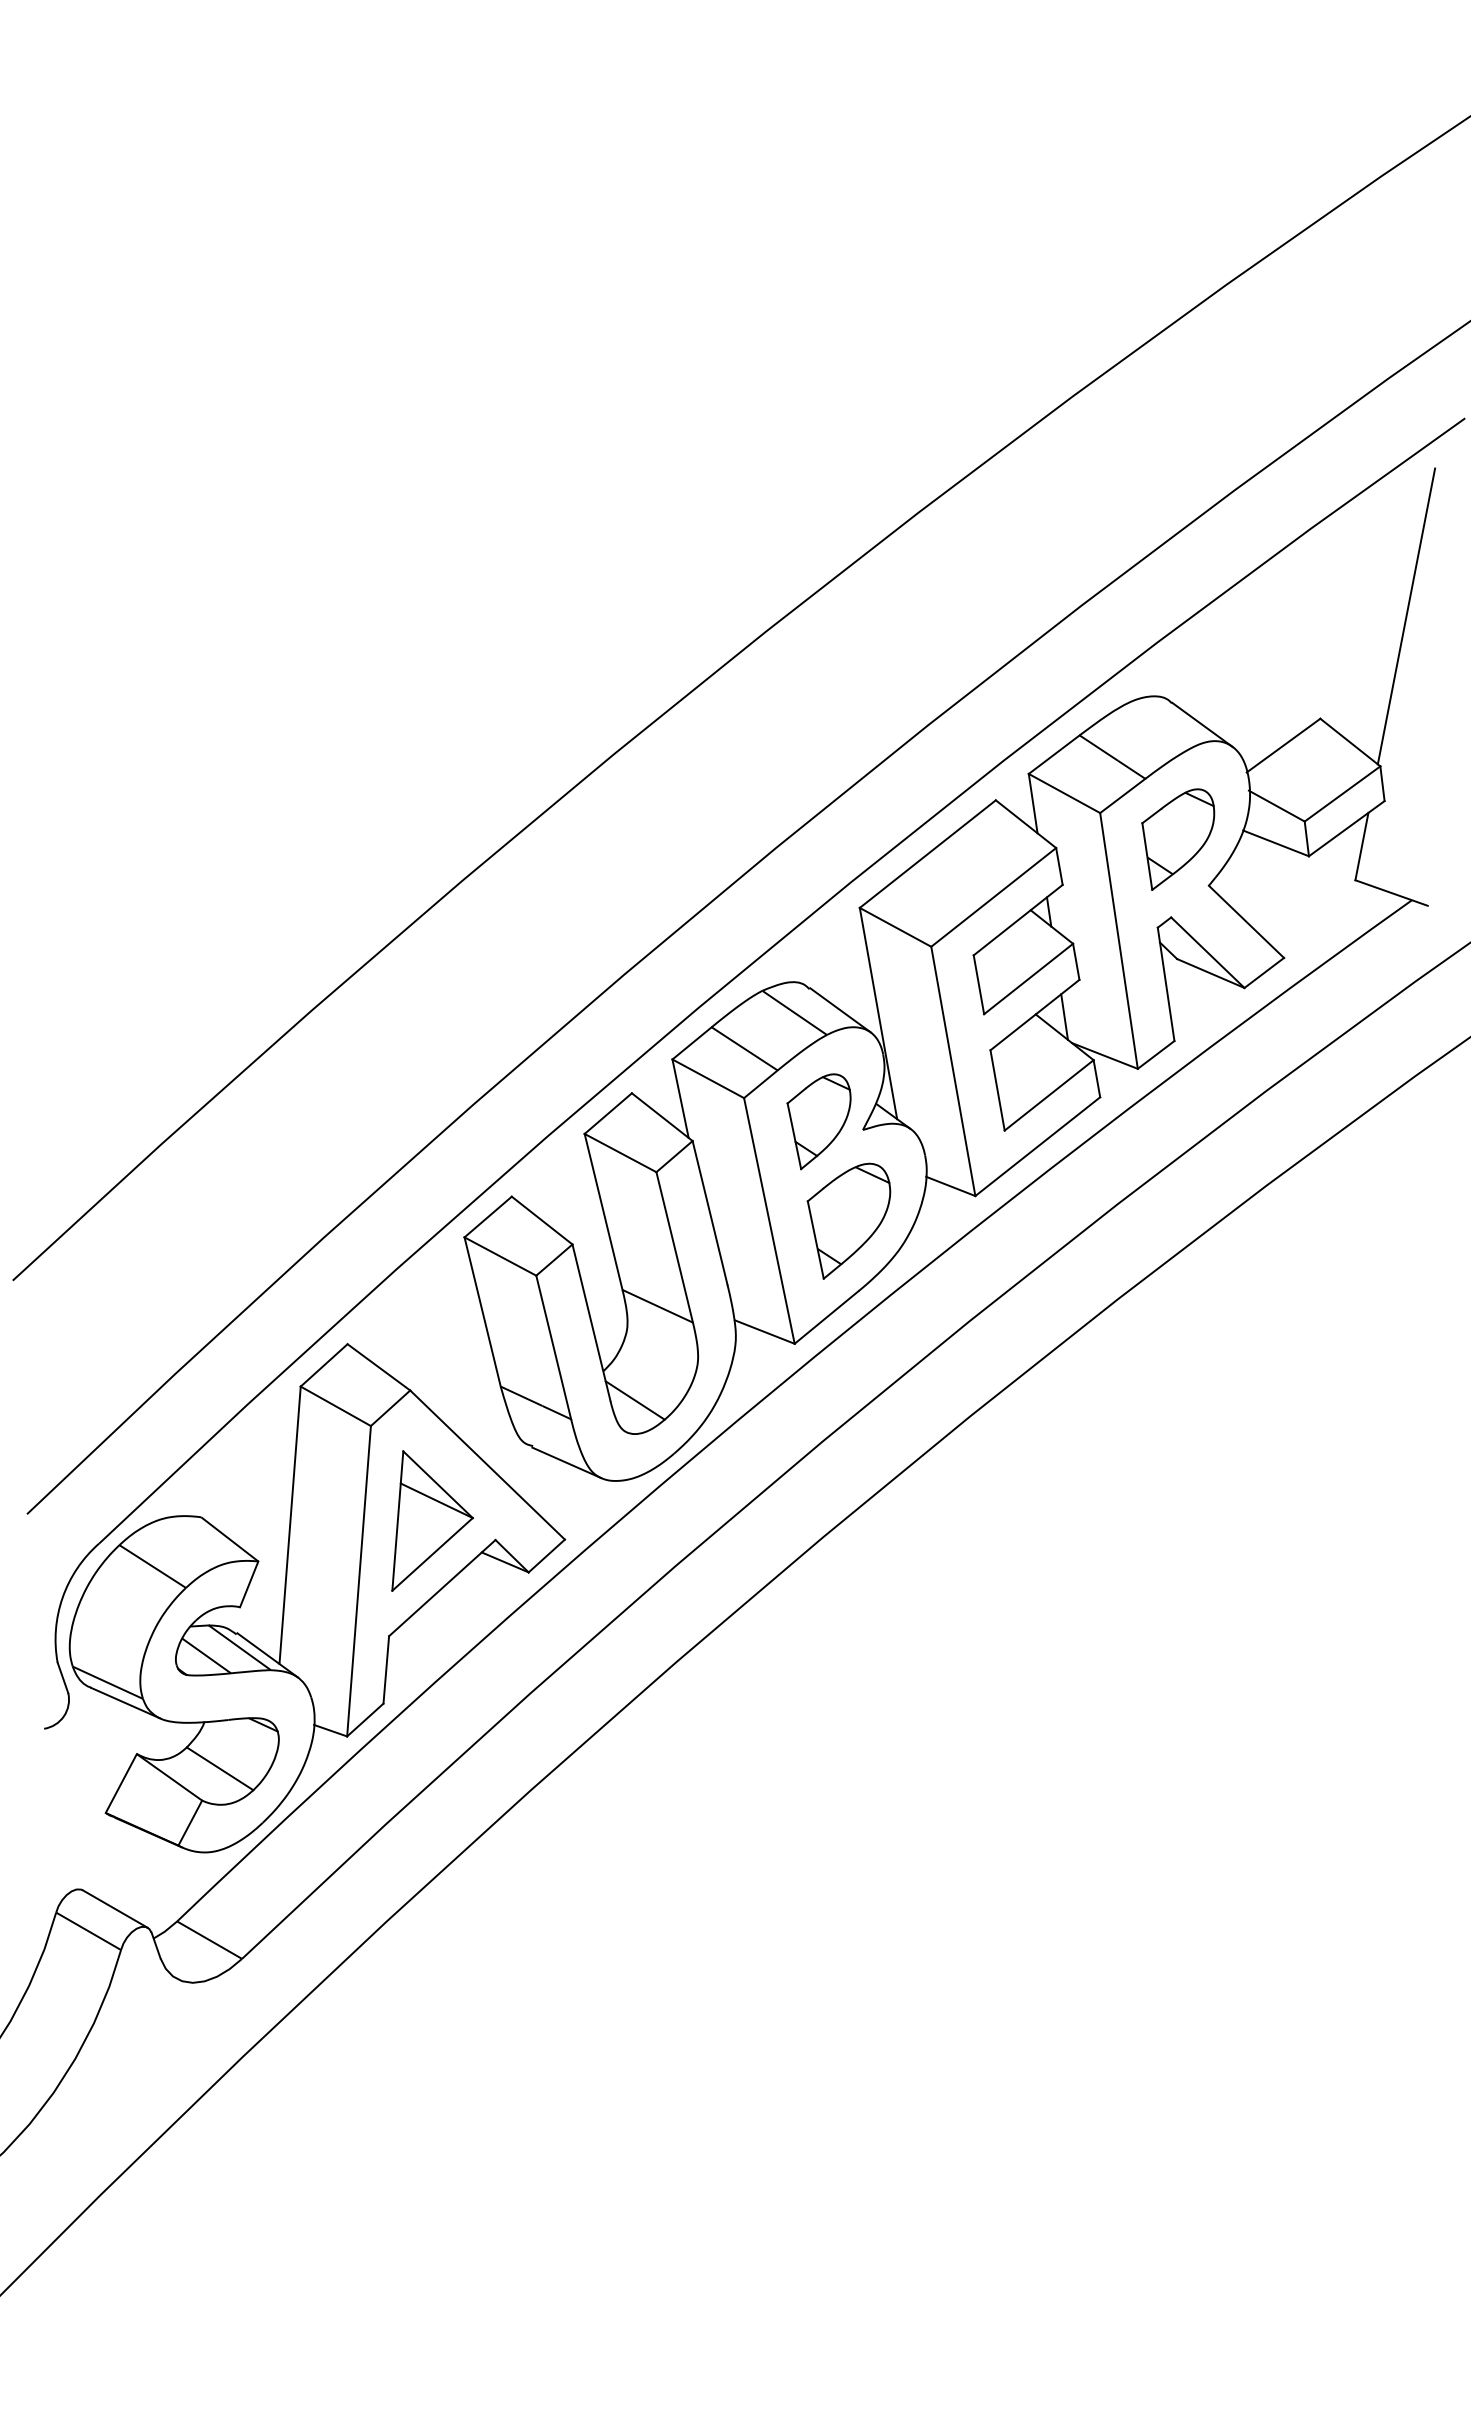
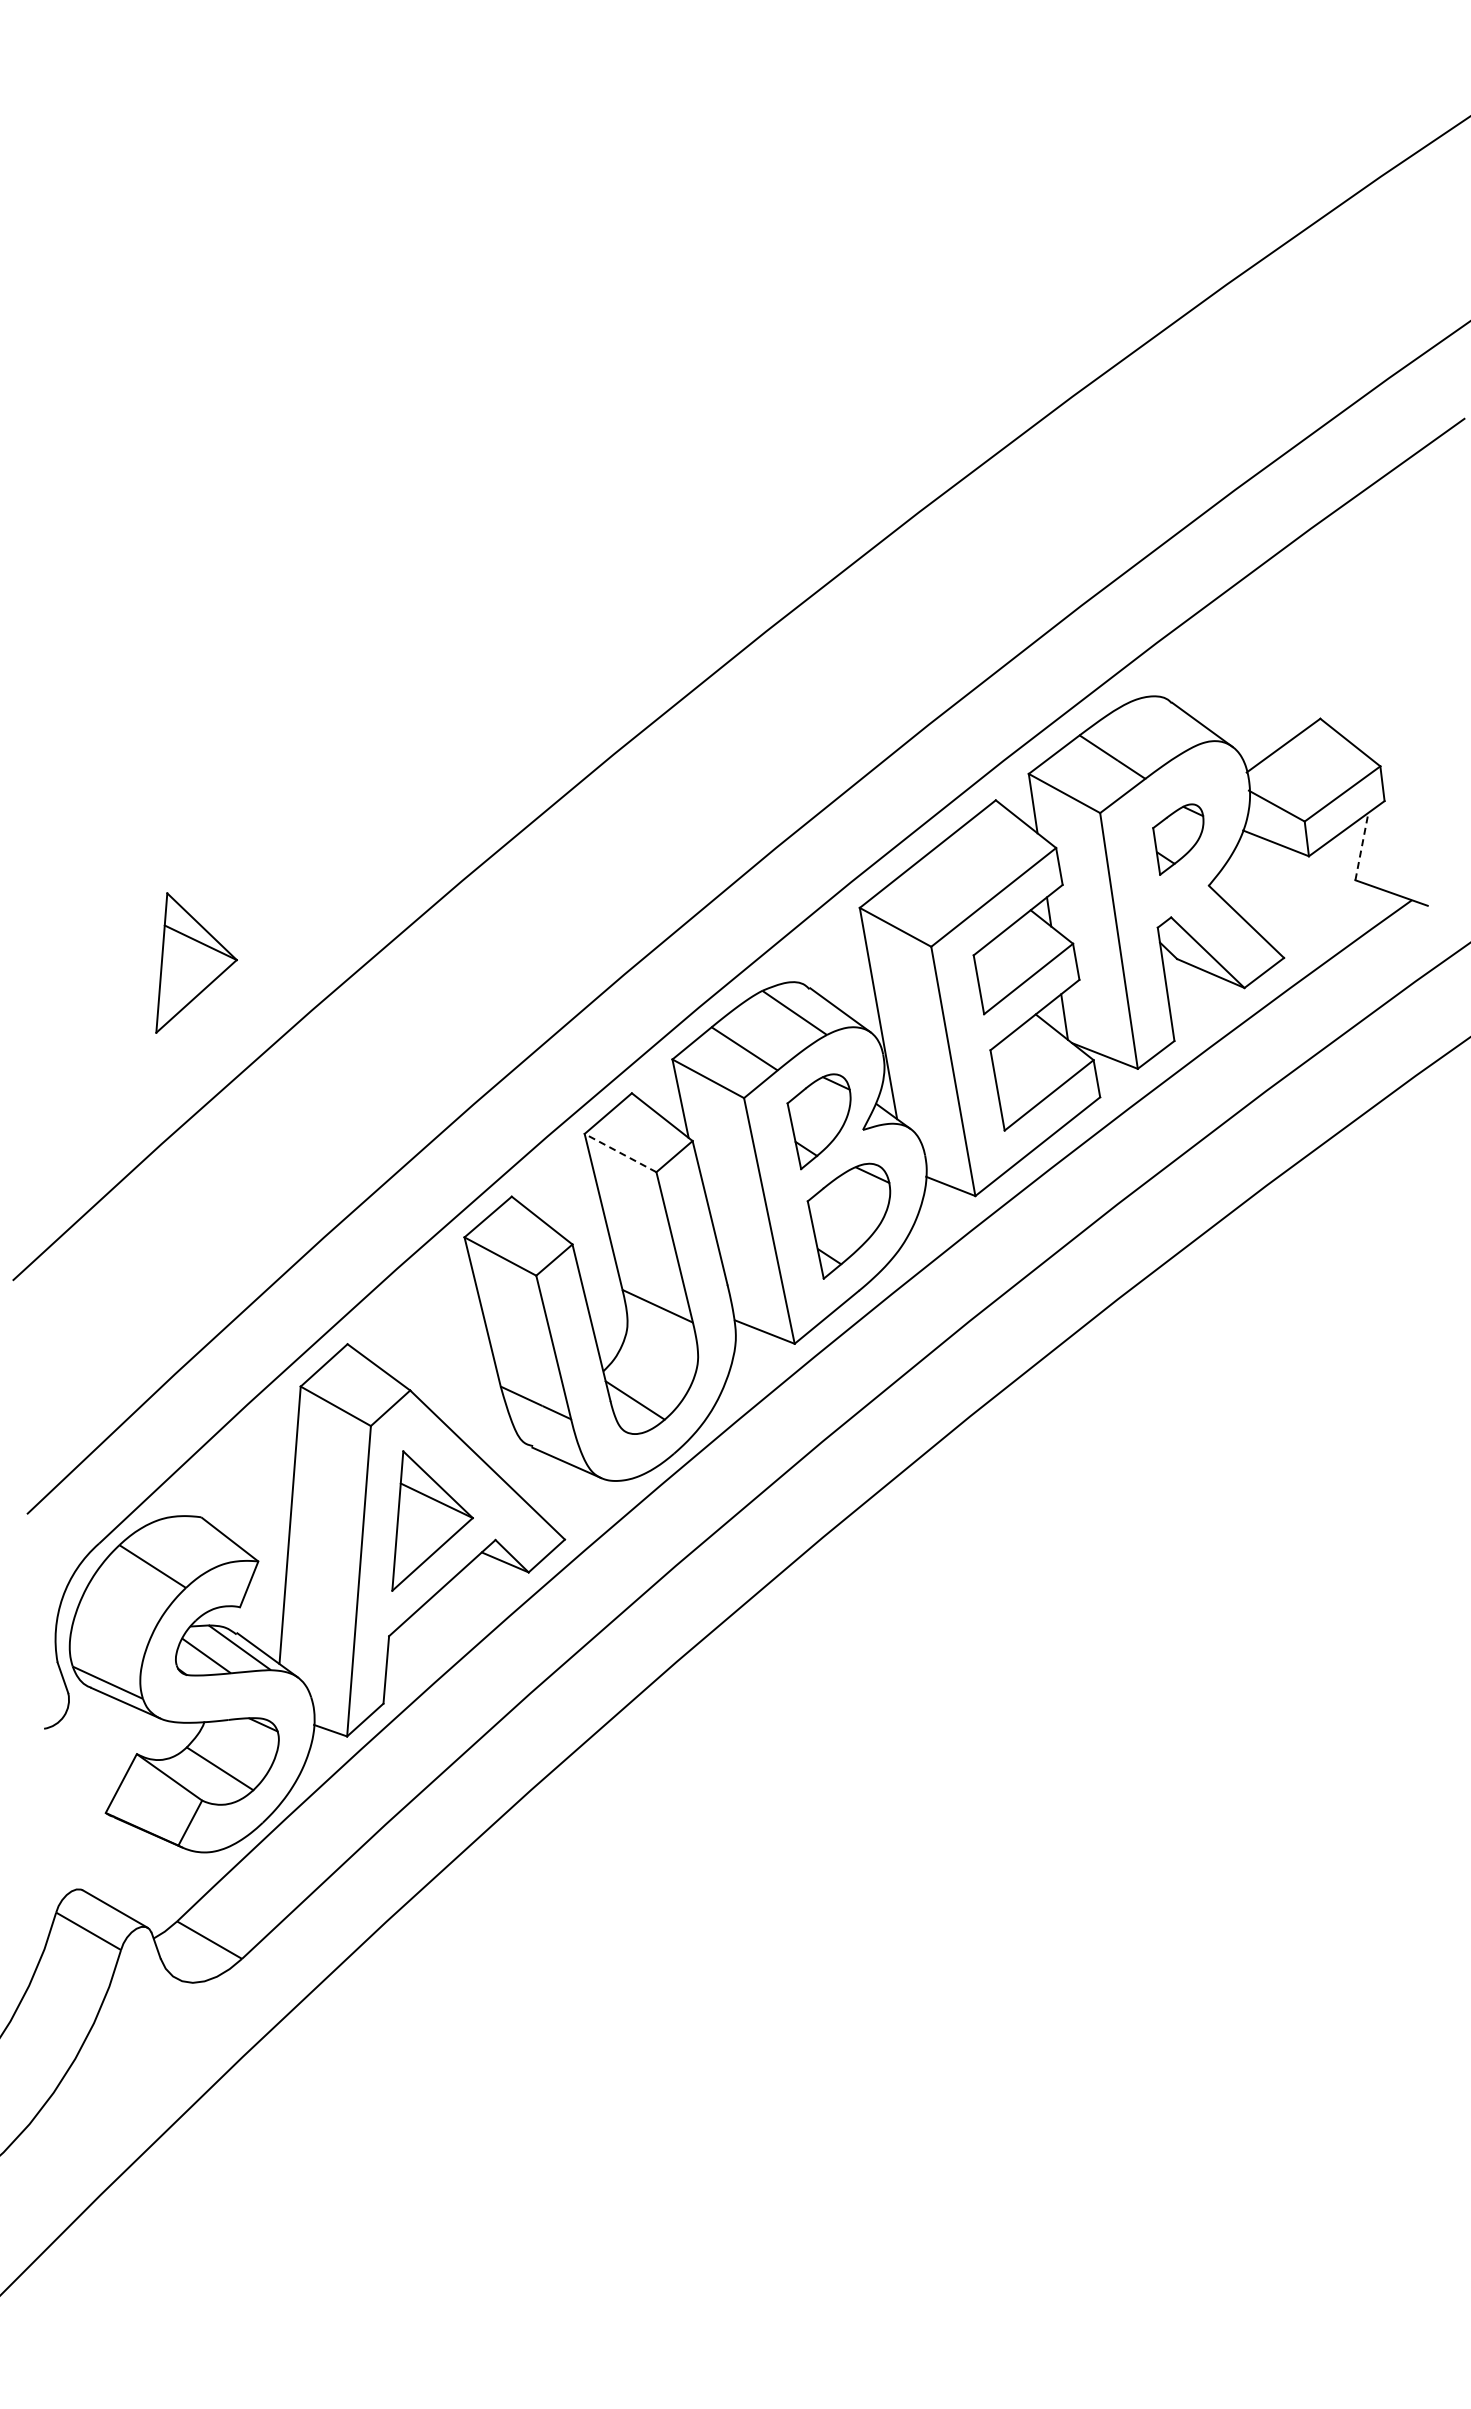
line: present -> none (1406, 616)
part size: 75x103 px -> 53x73 px (1178, 839)
line: solid -> dashed (1362, 846)
part: none -> present (196, 962)
line: solid -> dashed (620, 1153)
